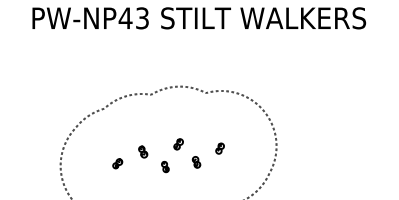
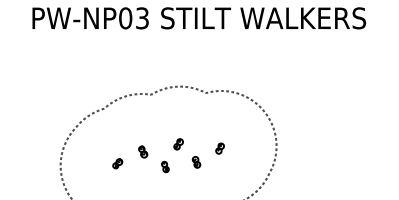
text: PW-NP43 -> PW-NP03 (125, 18)
